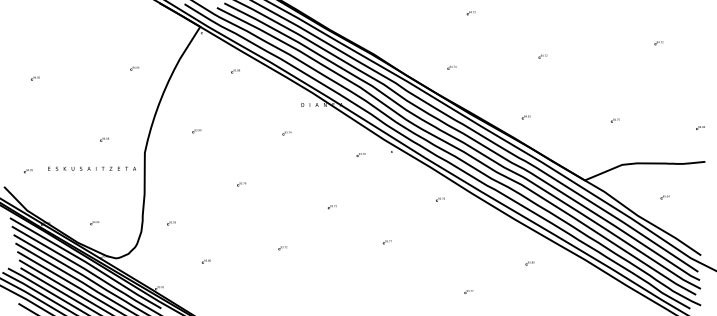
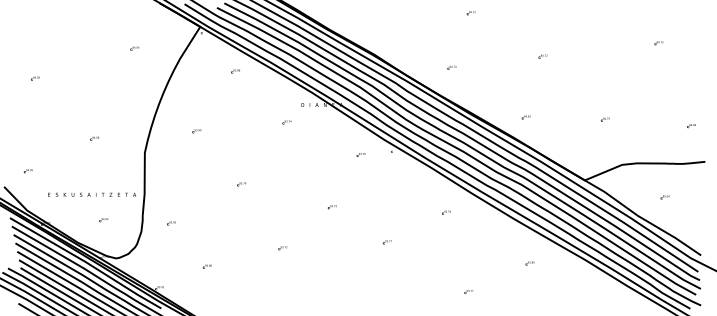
part position: (134, 68) -> (134, 48) (134, 48)
part position: (614, 120) -> (604, 119) (604, 119)
part position: (700, 128) -> (691, 126) (691, 126)
part position: (286, 133) -> (286, 122) (286, 122)
part position: (104, 139) -> (94, 138) (94, 138)
text position: (91, 168) -> (91, 194) (91, 194)
part position: (440, 199) -> (446, 212) (446, 212)
part position: (94, 223) -> (103, 220) (103, 220)
part position: (205, 261) -> (206, 266) (206, 266)
